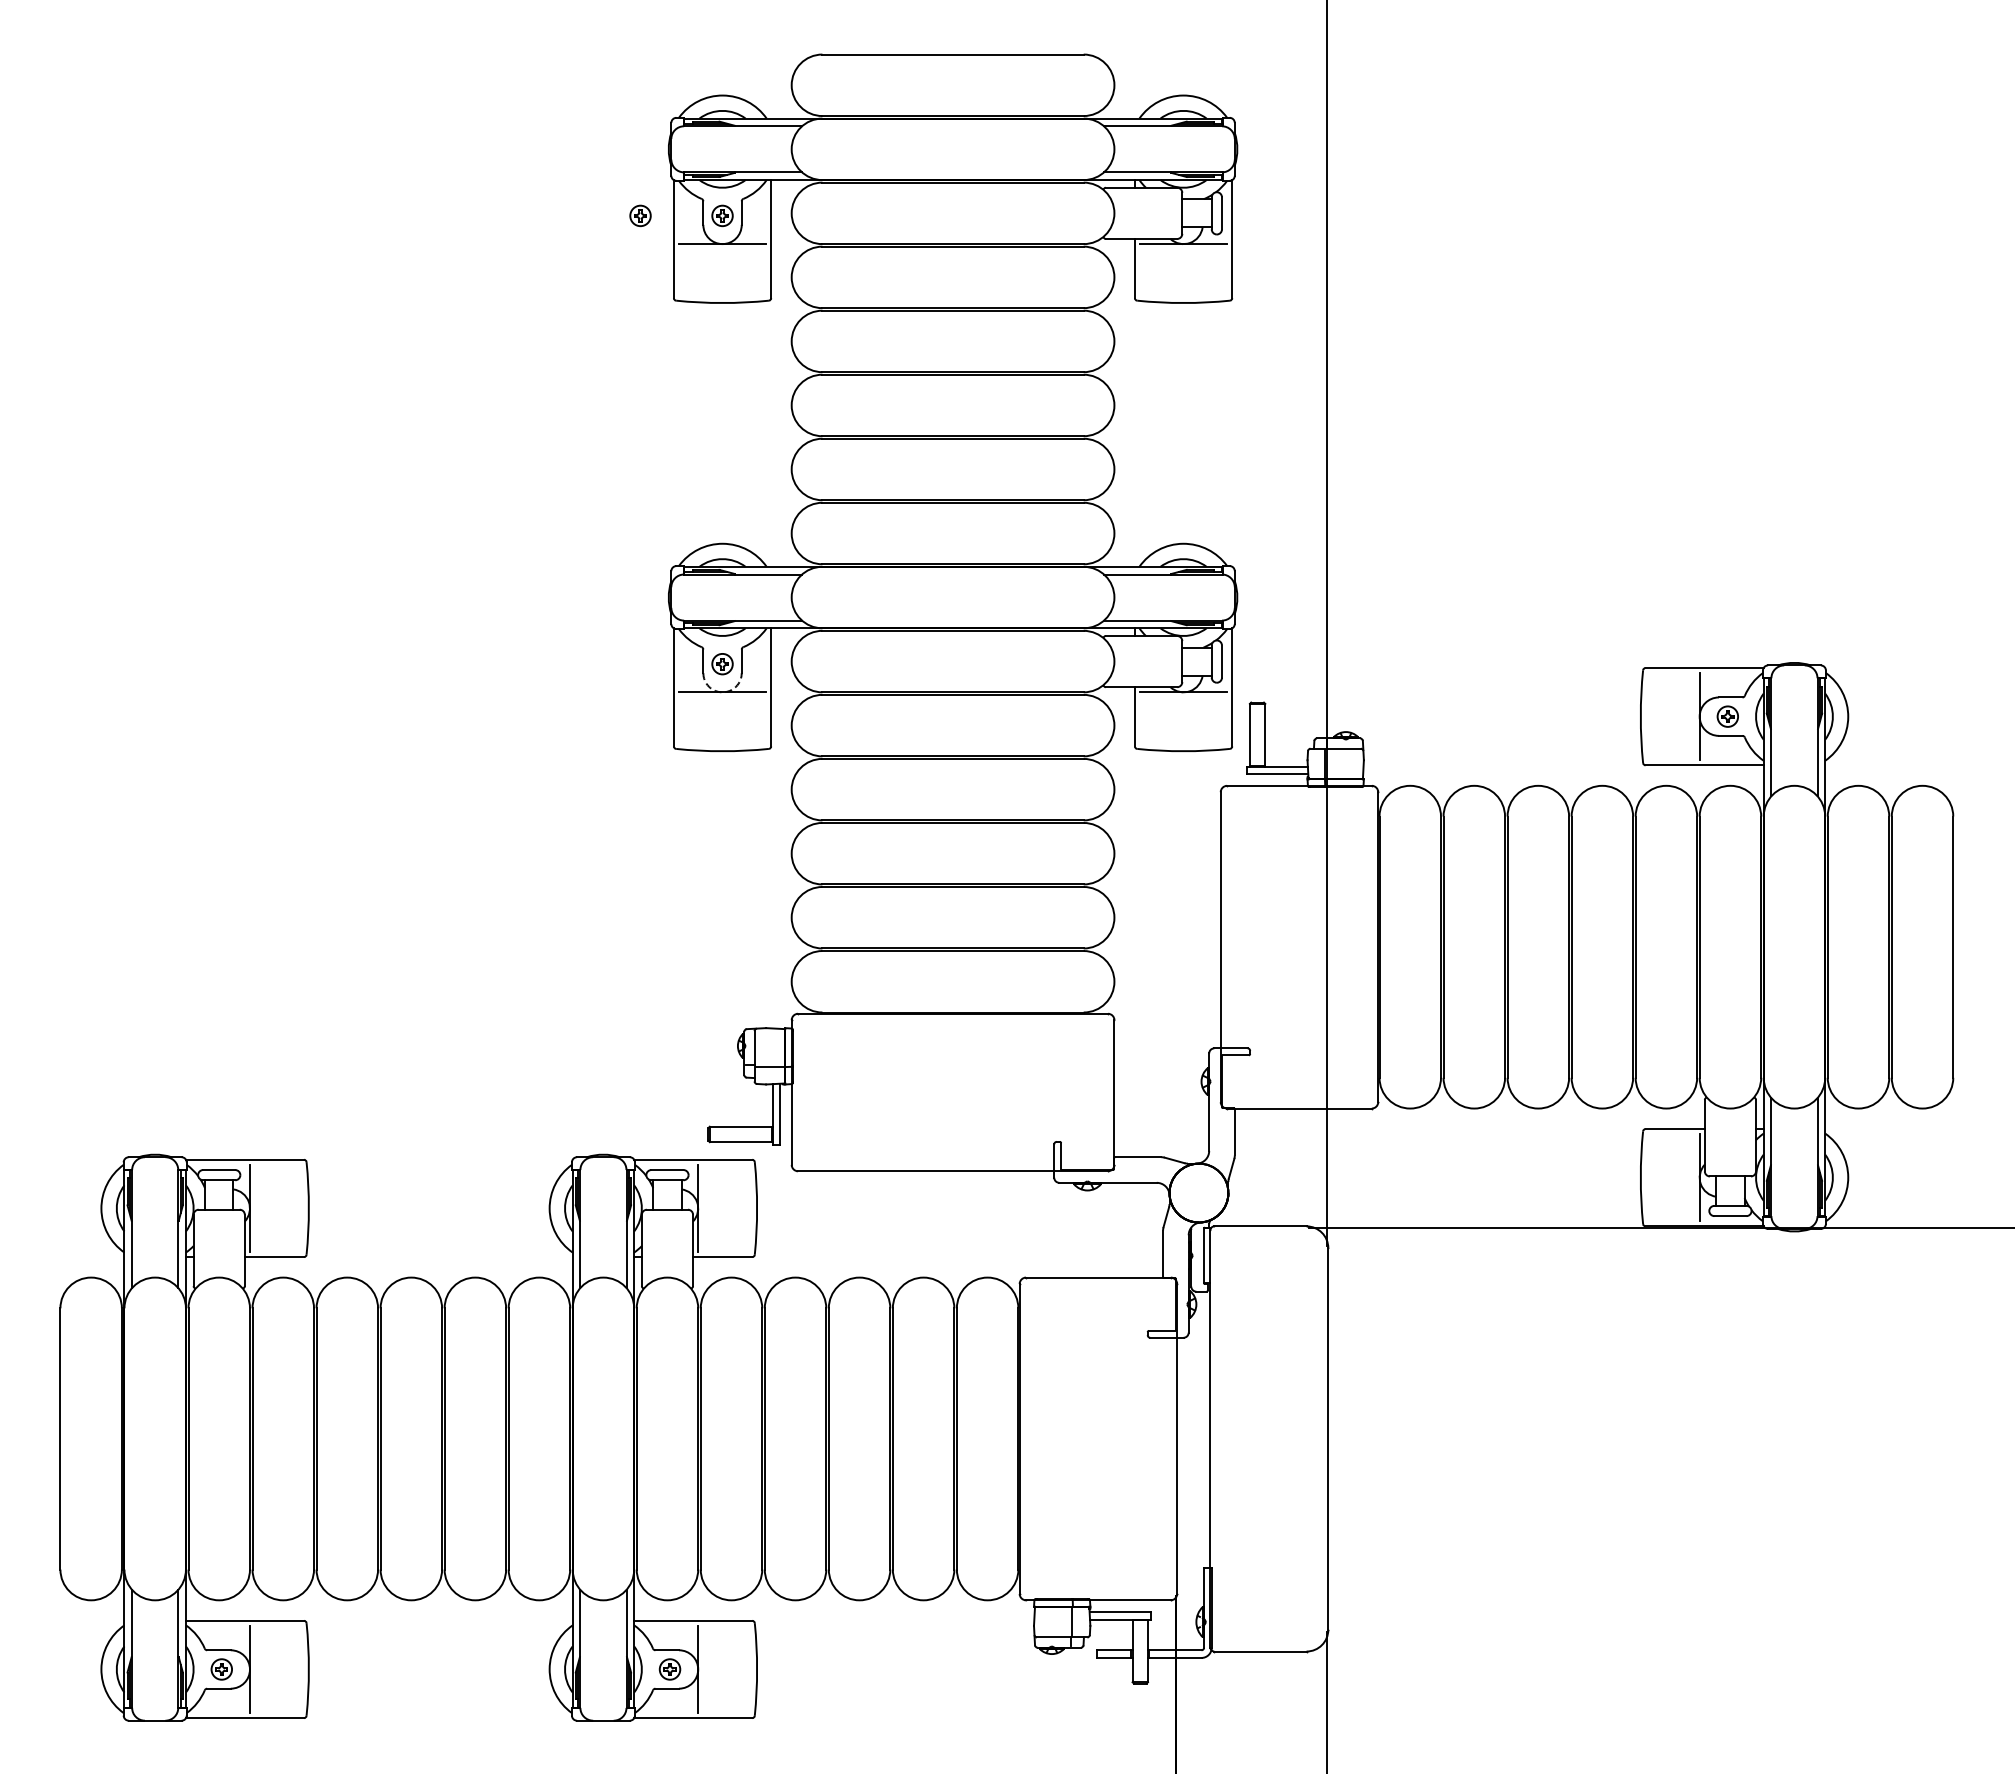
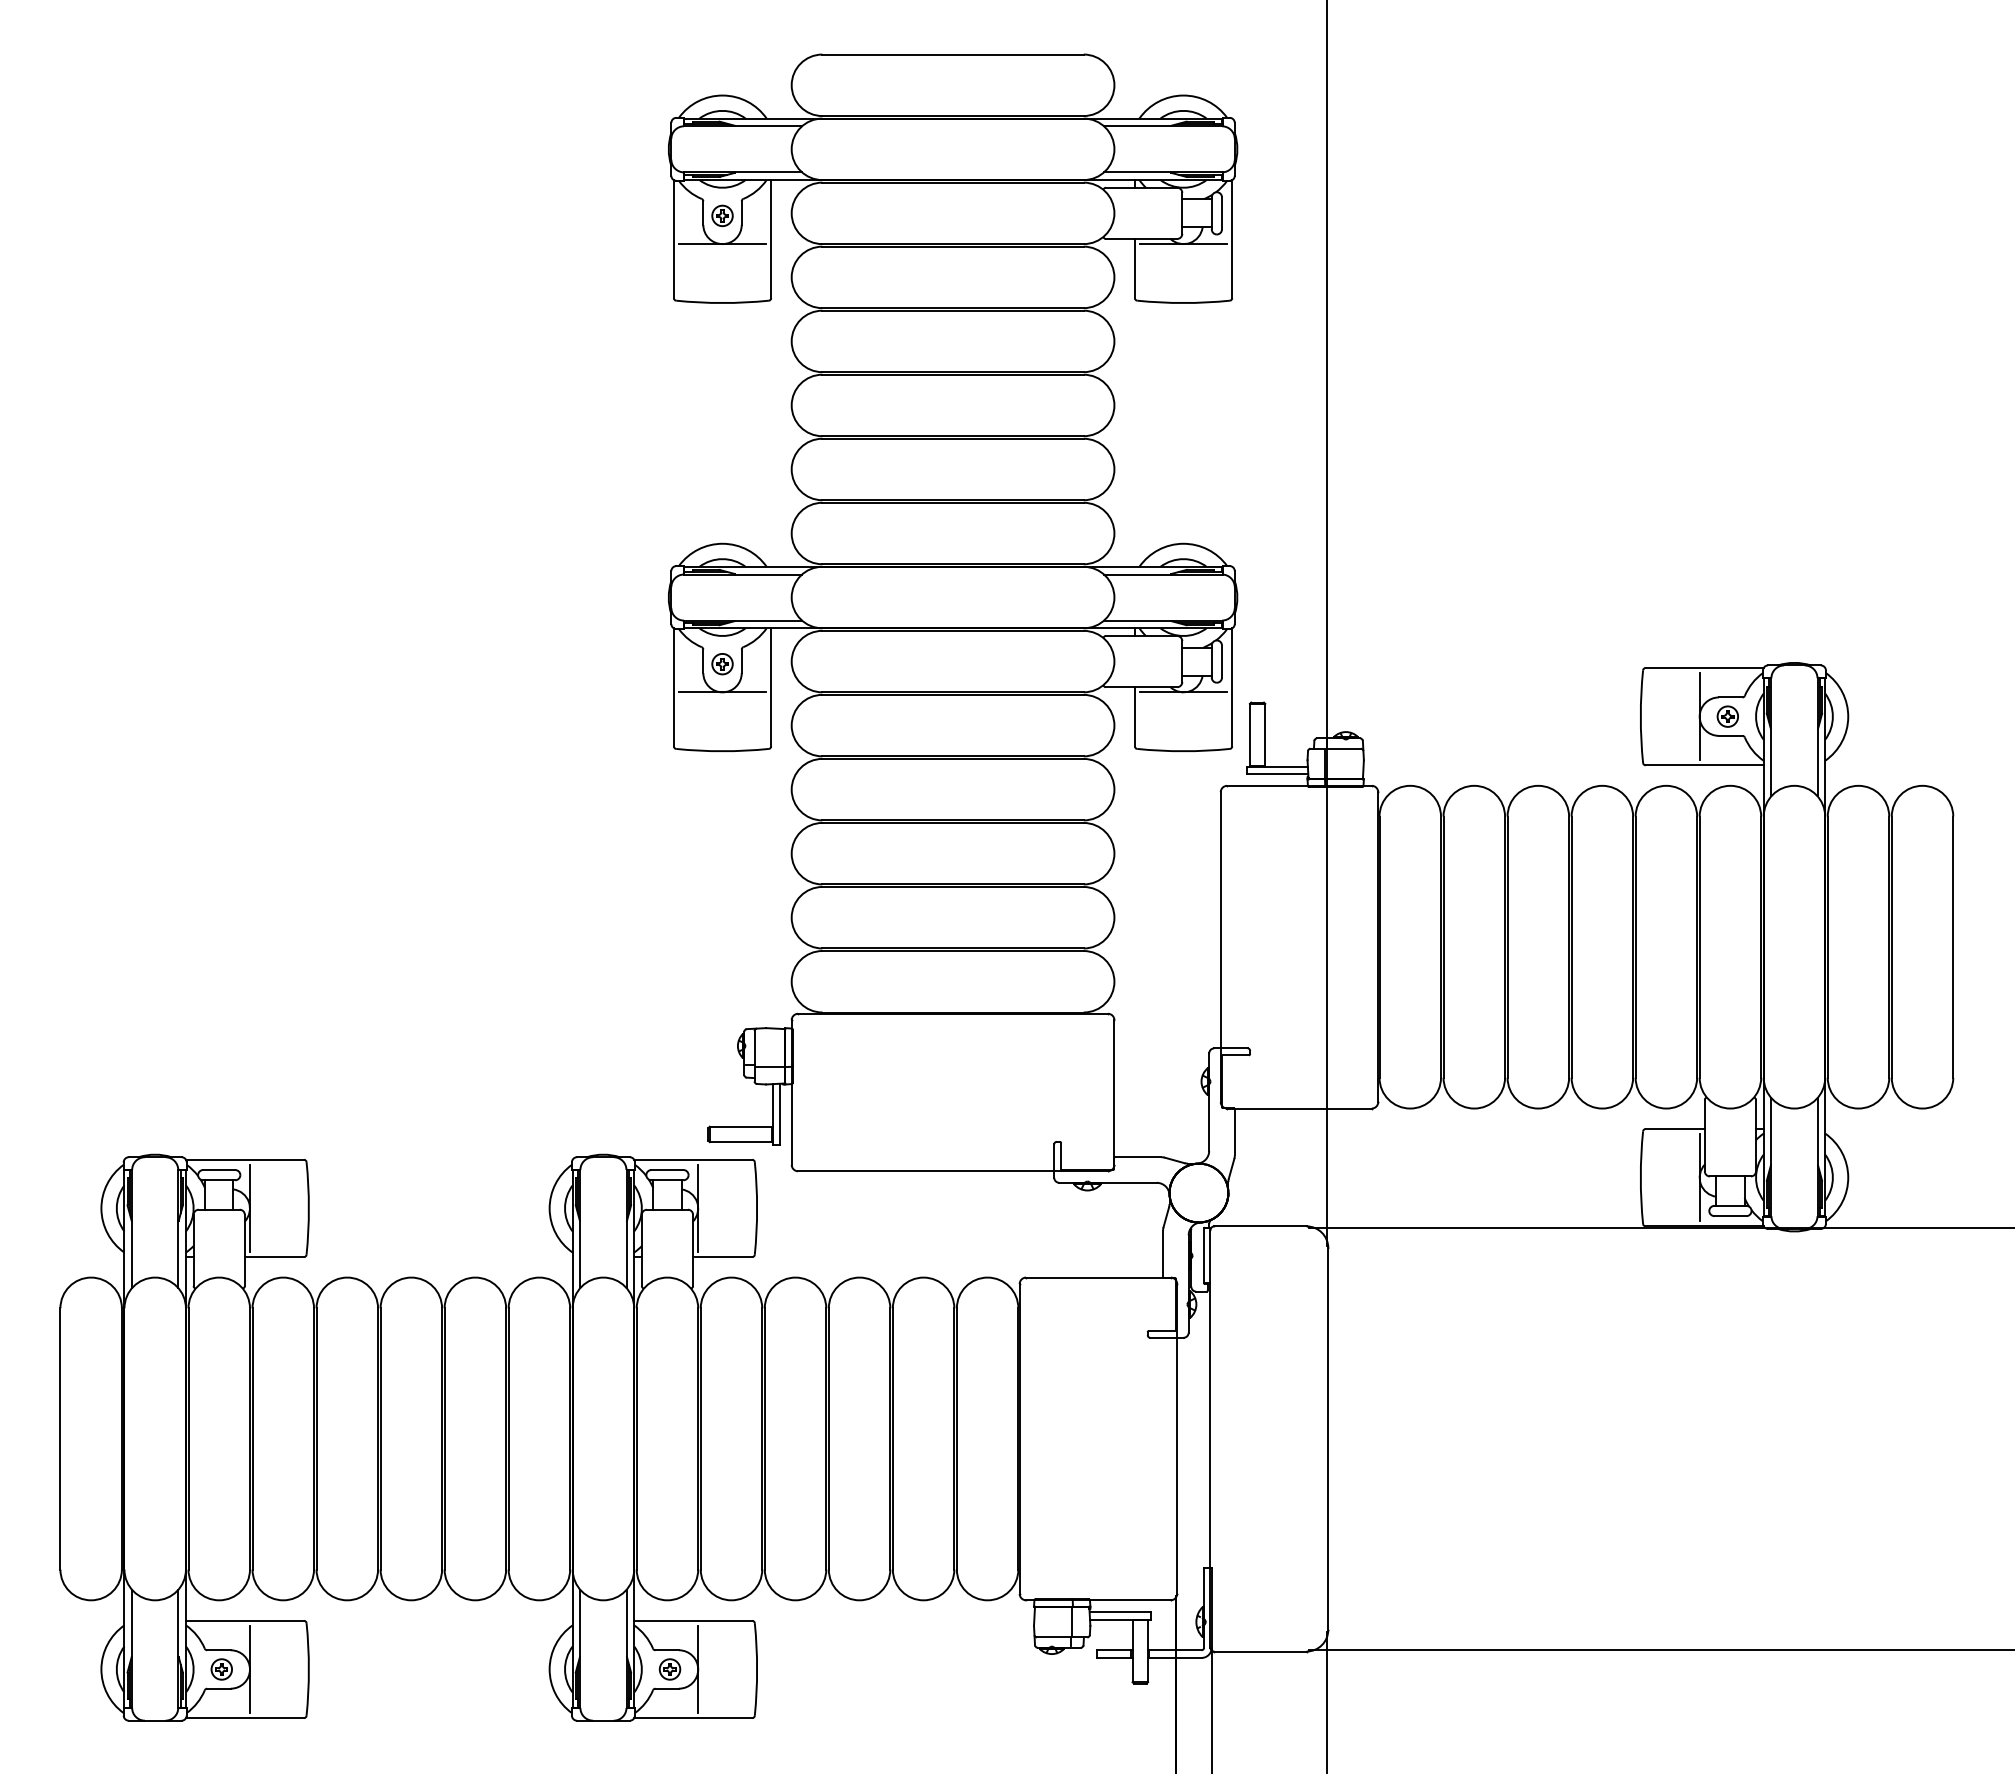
part: present -> none (640, 215)
arc: dashed -> solid (722, 692)
line: none -> present (1660, 1650)
line: none -> present (1211, 1710)
